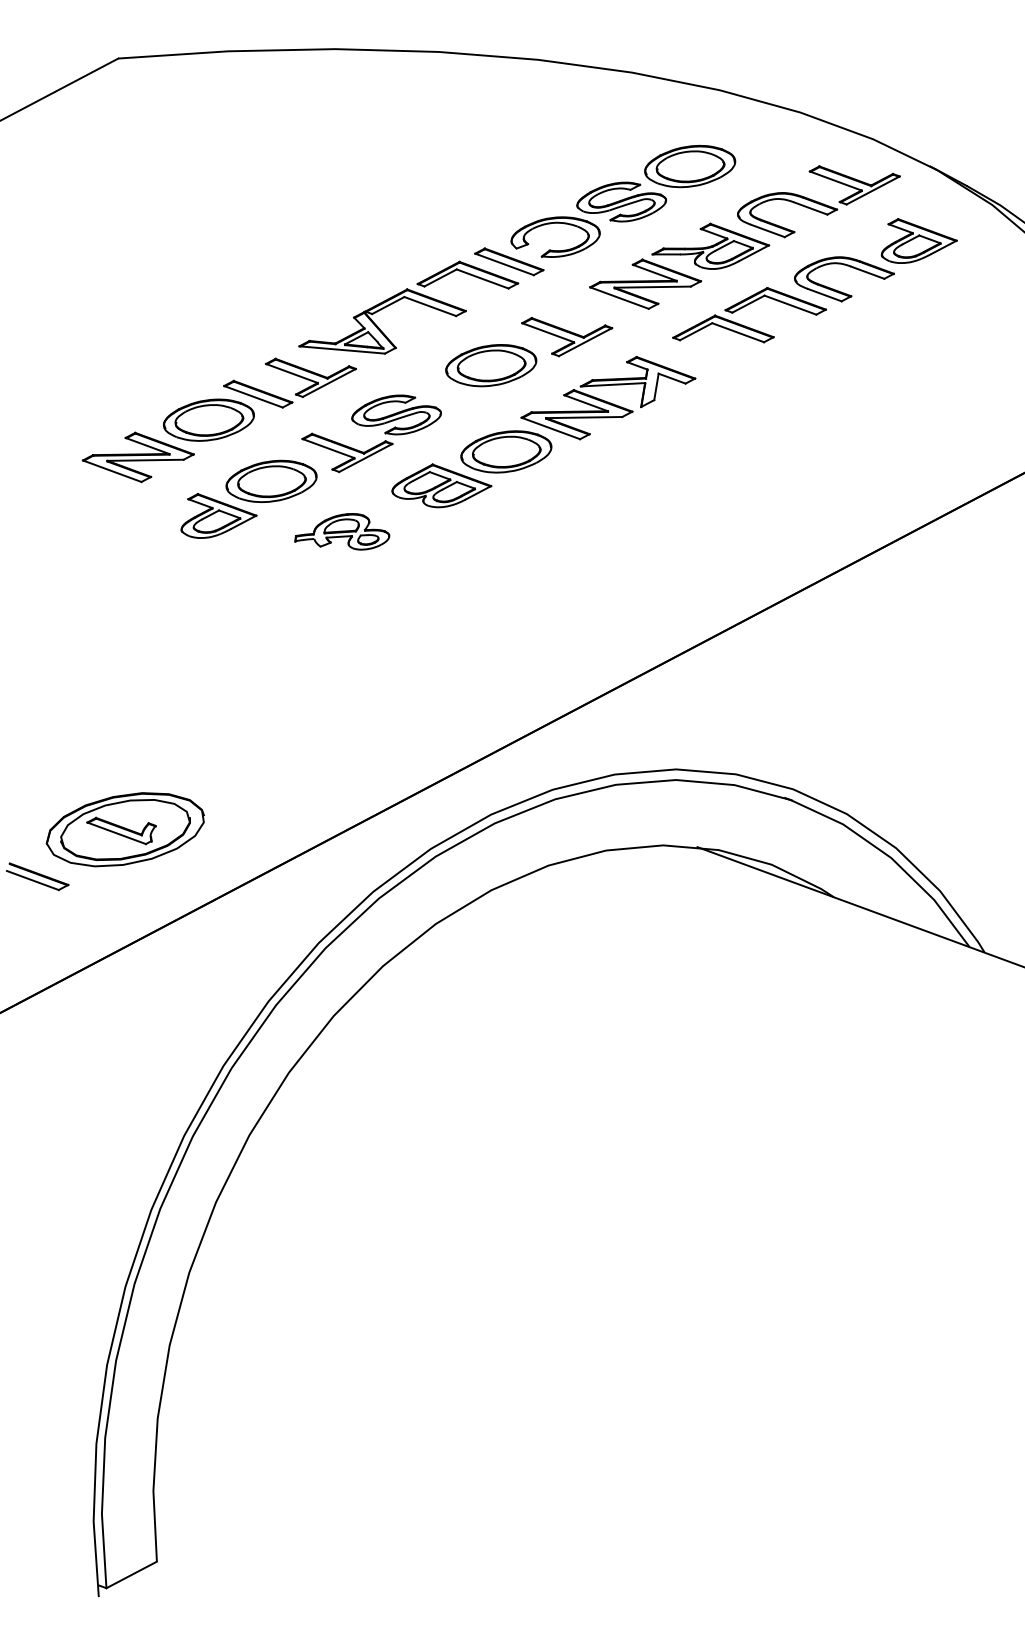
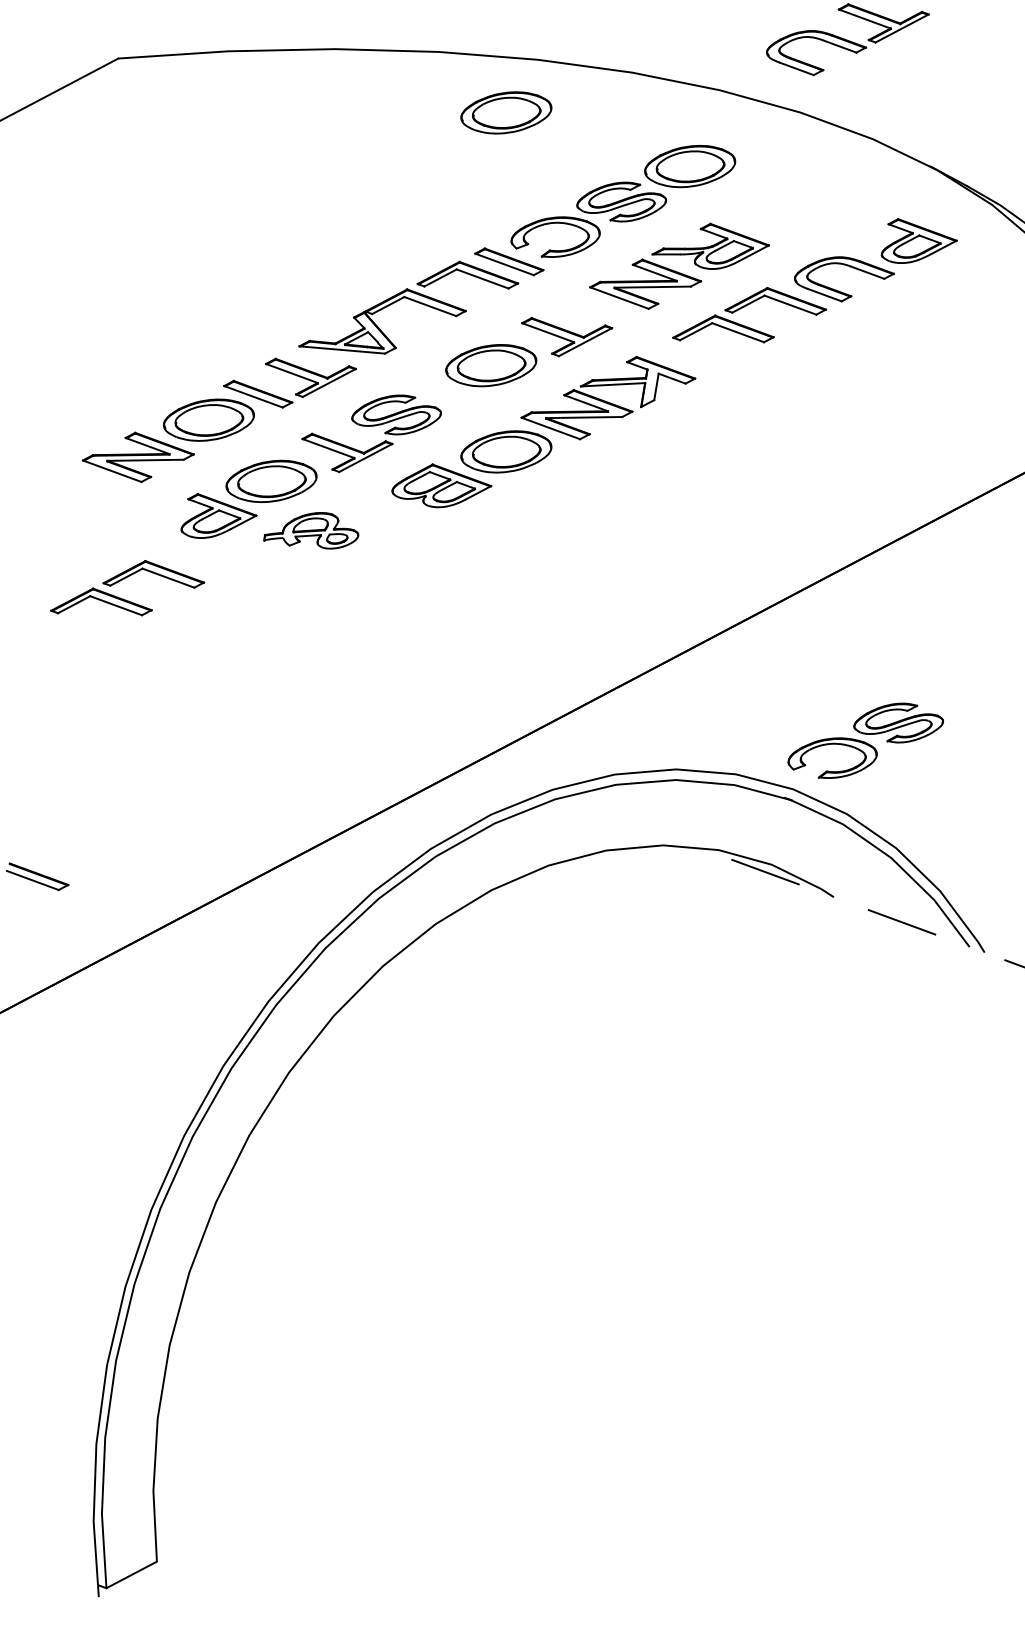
part: none -> present (506, 112)
part position: (818, 201) -> (847, 39) (847, 39)
part position: (342, 531) -> (311, 530) (311, 530)
part: none -> present (122, 580)
part: none -> present (865, 740)
part: present -> none (124, 829)
line: solid -> dashed (860, 907)
